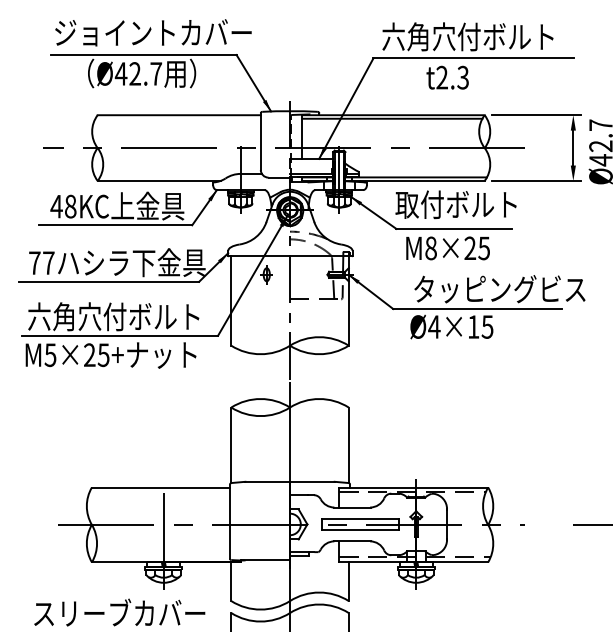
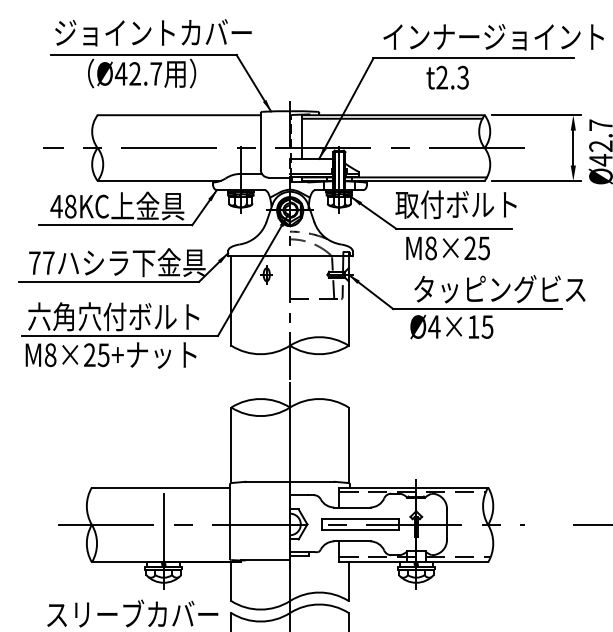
text: 六角穴付ボルト -> インナージョイント (492, 36)
text: M5×25+ -> M8×25+ (50, 354)
text position: (119, 612) -> (132, 613) (132, 613)
